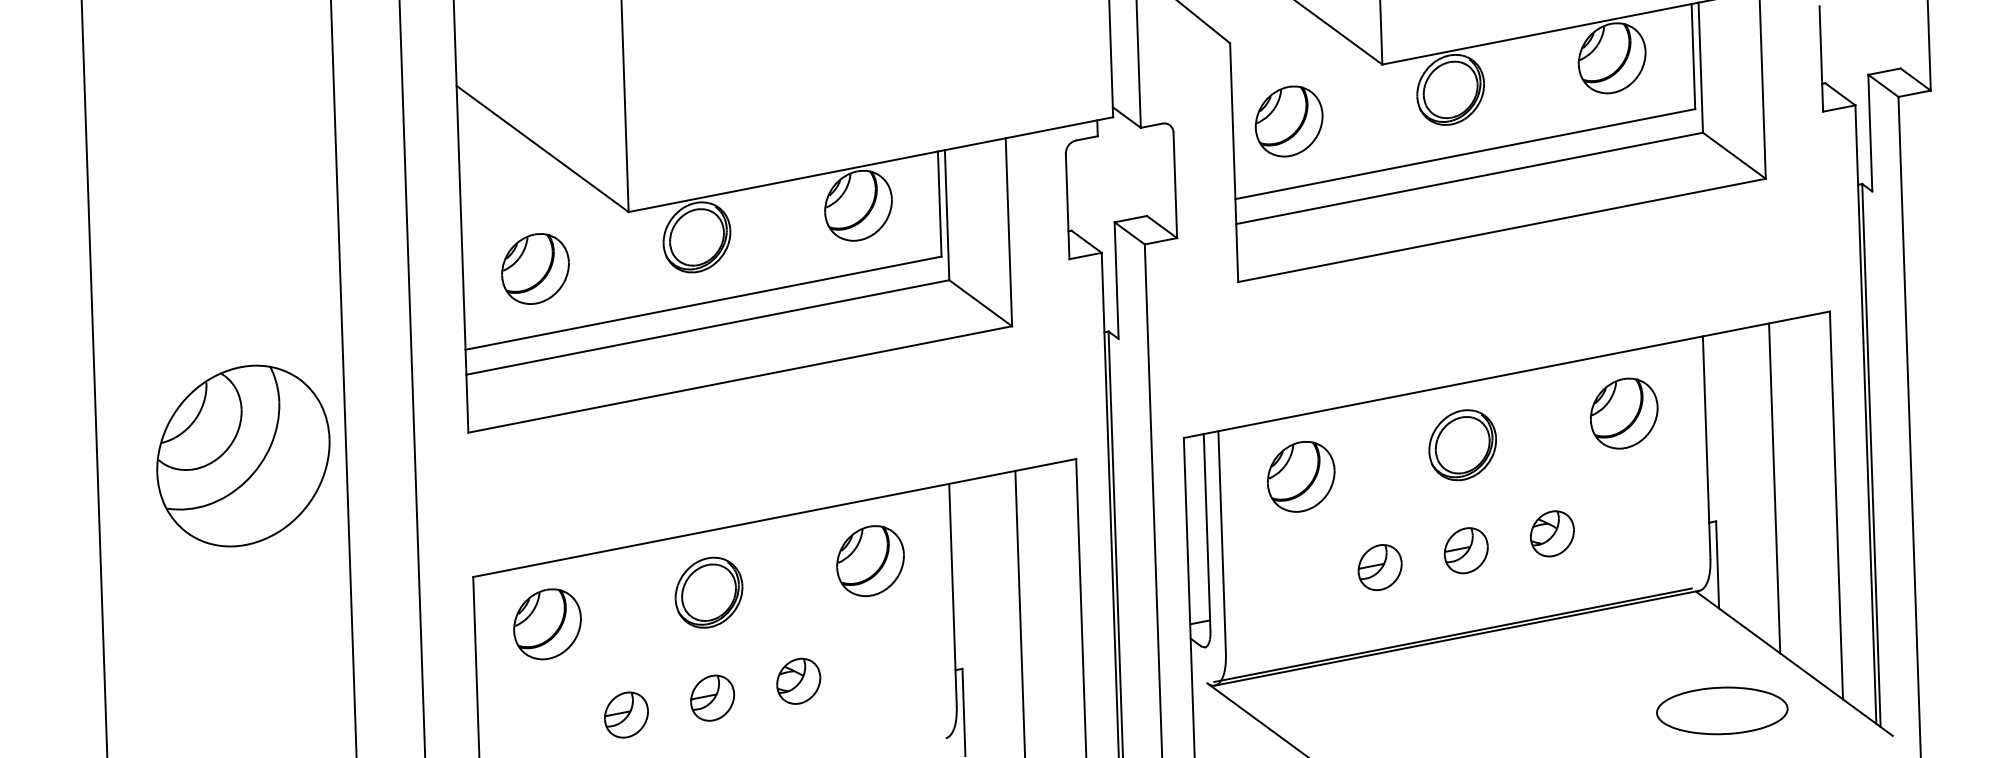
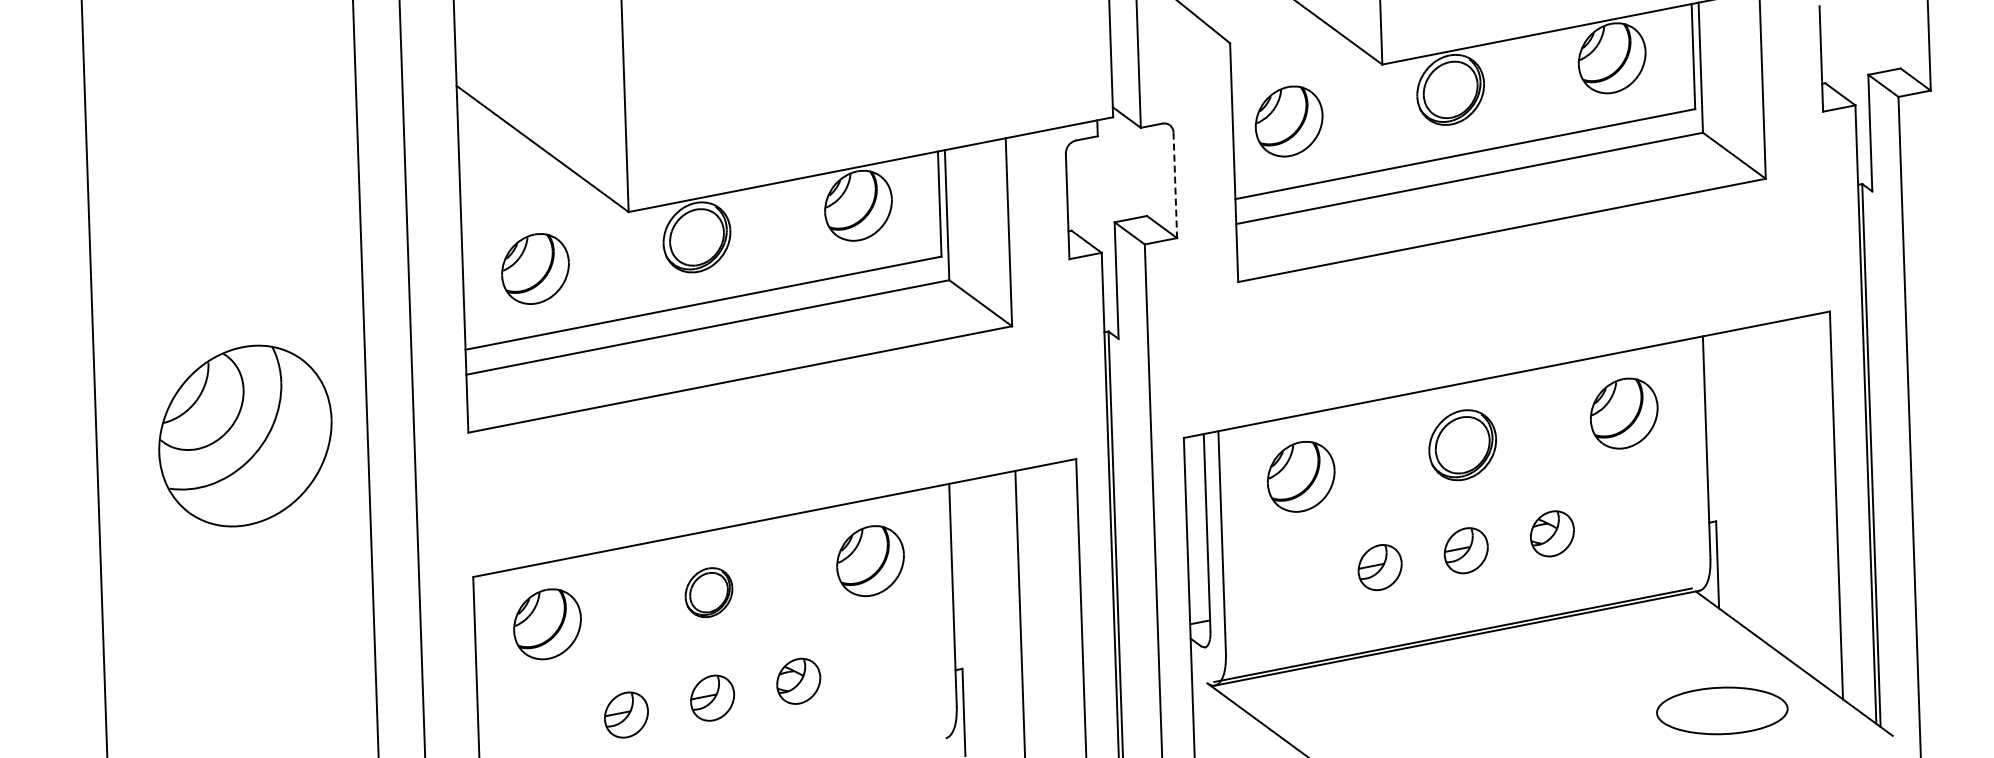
line: solid -> dashed (1175, 185)
line position: (343, 378) -> (365, 378) (365, 378)
part position: (243, 455) -> (245, 435) (245, 435)
line: present -> none (1774, 488)
part size: 70x73 px -> 50x51 px (708, 592)
